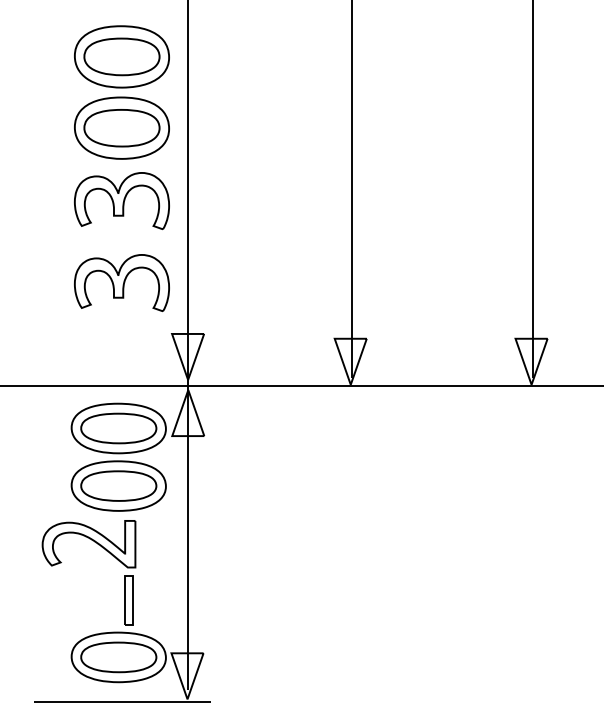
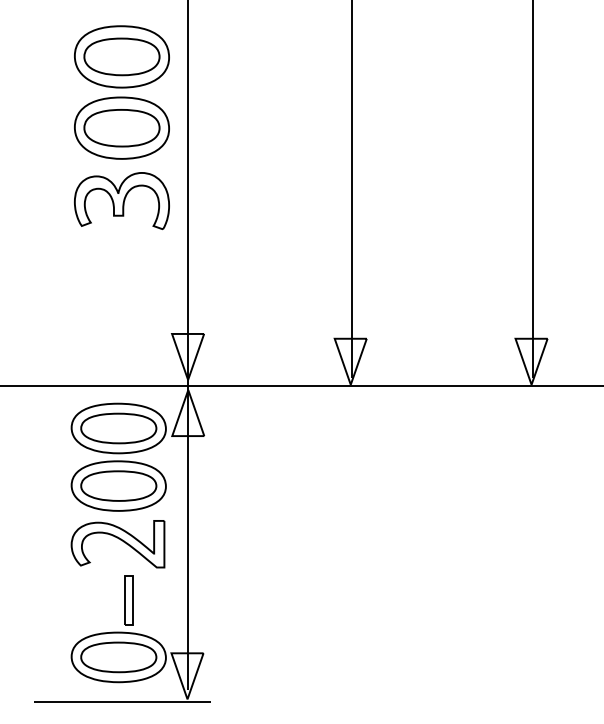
part: present -> none (121, 282)
part position: (88, 544) -> (117, 544) (117, 544)
